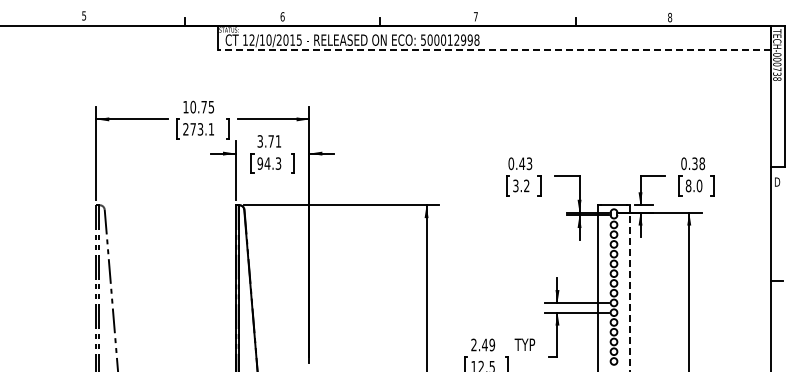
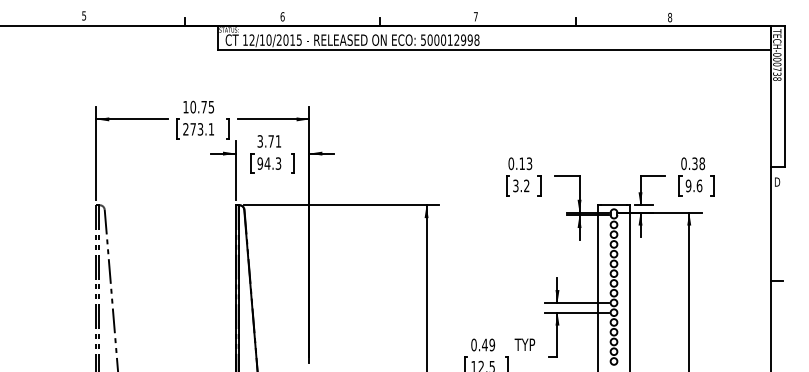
line: dashed -> solid (493, 49)
text: 0.43 -> 0.13 (522, 163)
text: 8.0 -> 9.6 (693, 185)
line: dashed -> solid (629, 289)
text: 2.49 -> 0.49 (473, 344)
